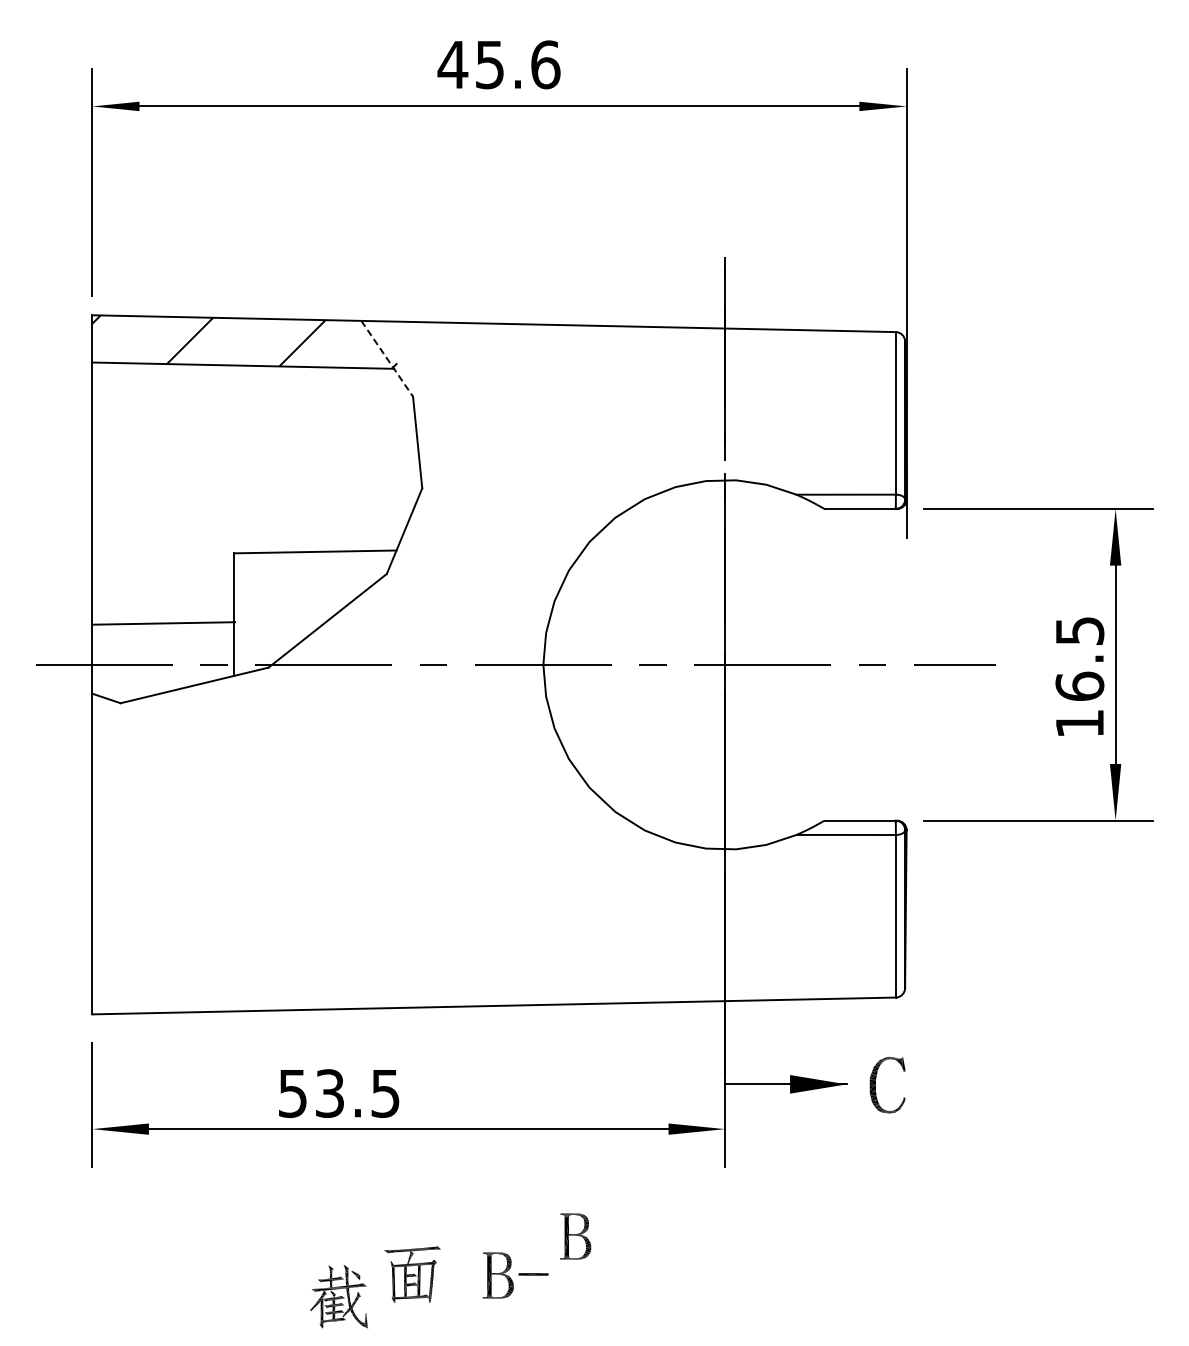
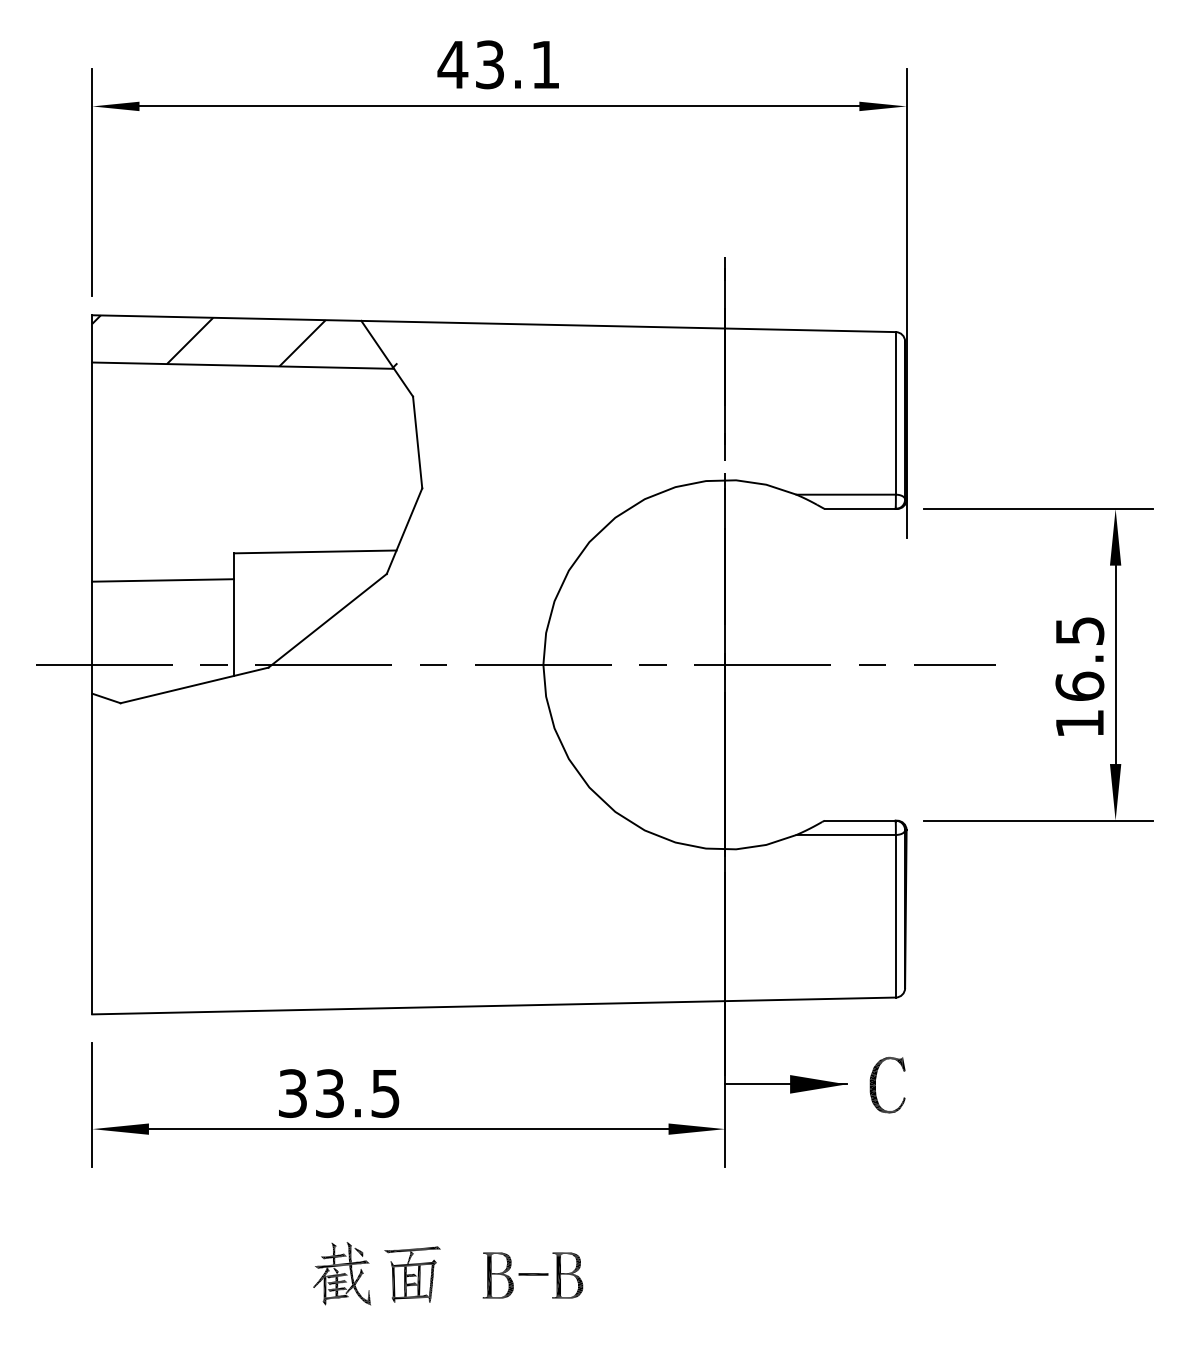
text: 45.6 -> 43.1 (518, 64)
line: dashed -> solid (387, 358)
line position: (163, 623) -> (162, 580) (162, 580)
text: 53.5 -> 33.5 (292, 1093)
part position: (575, 1236) -> (567, 1275) (567, 1275)
part position: (339, 1296) -> (342, 1273) (342, 1273)
